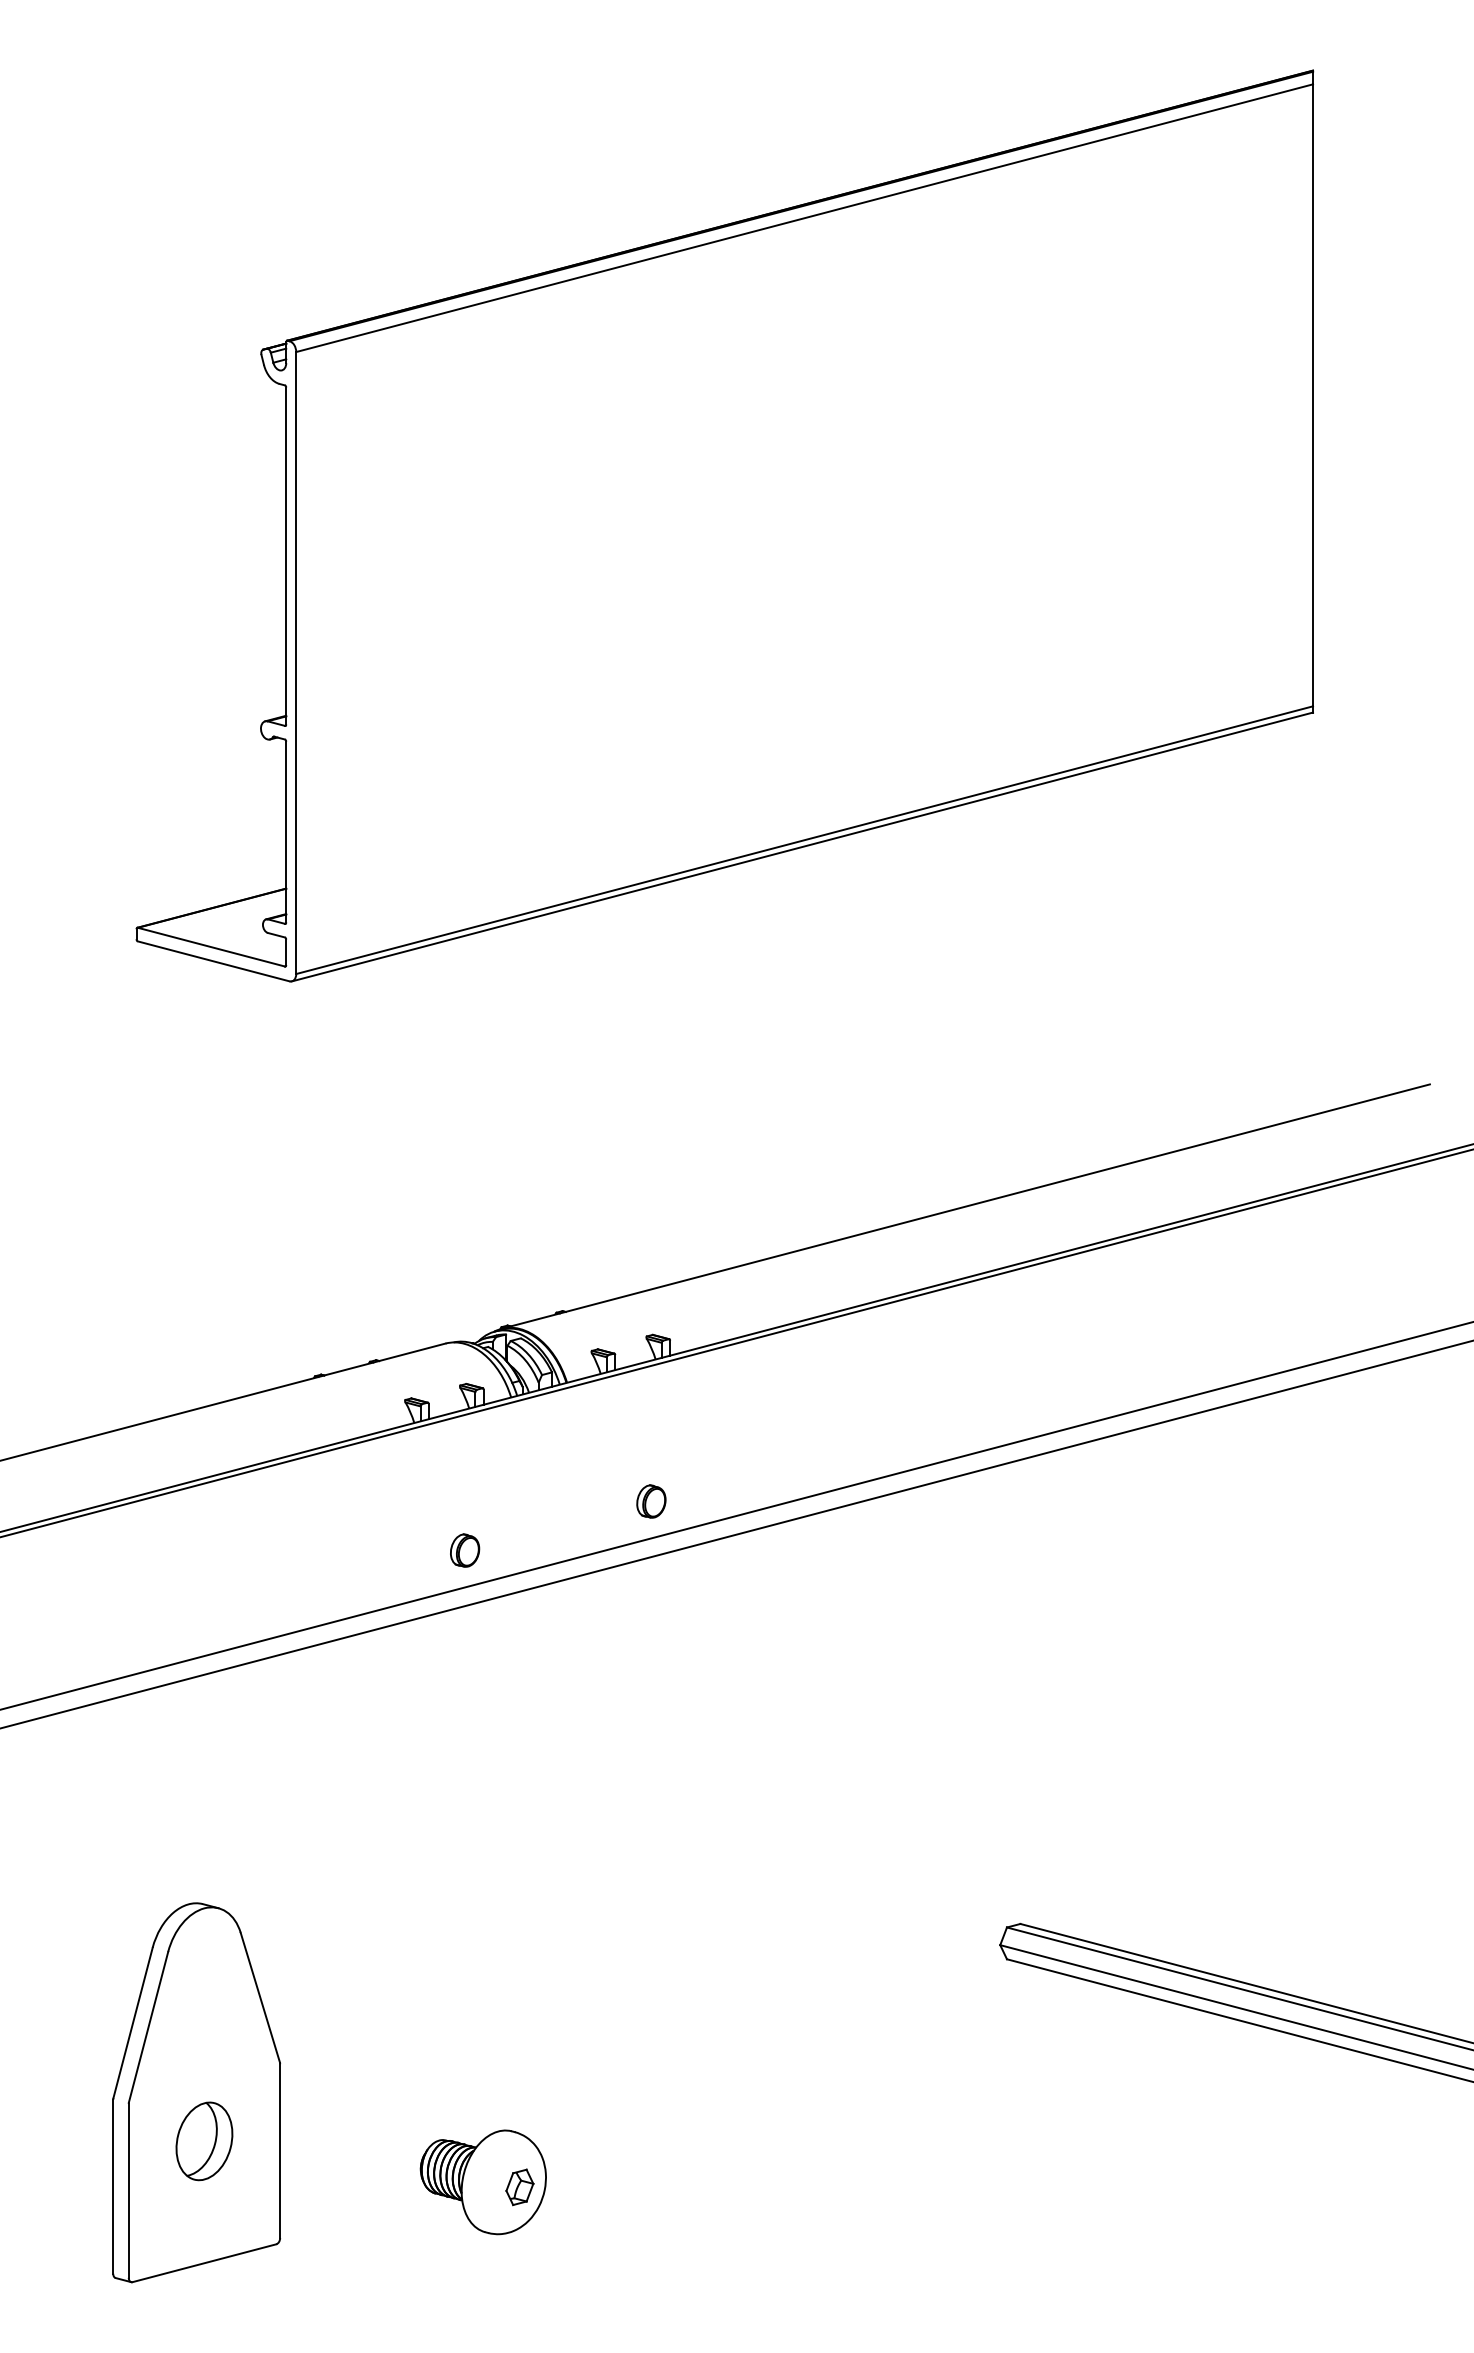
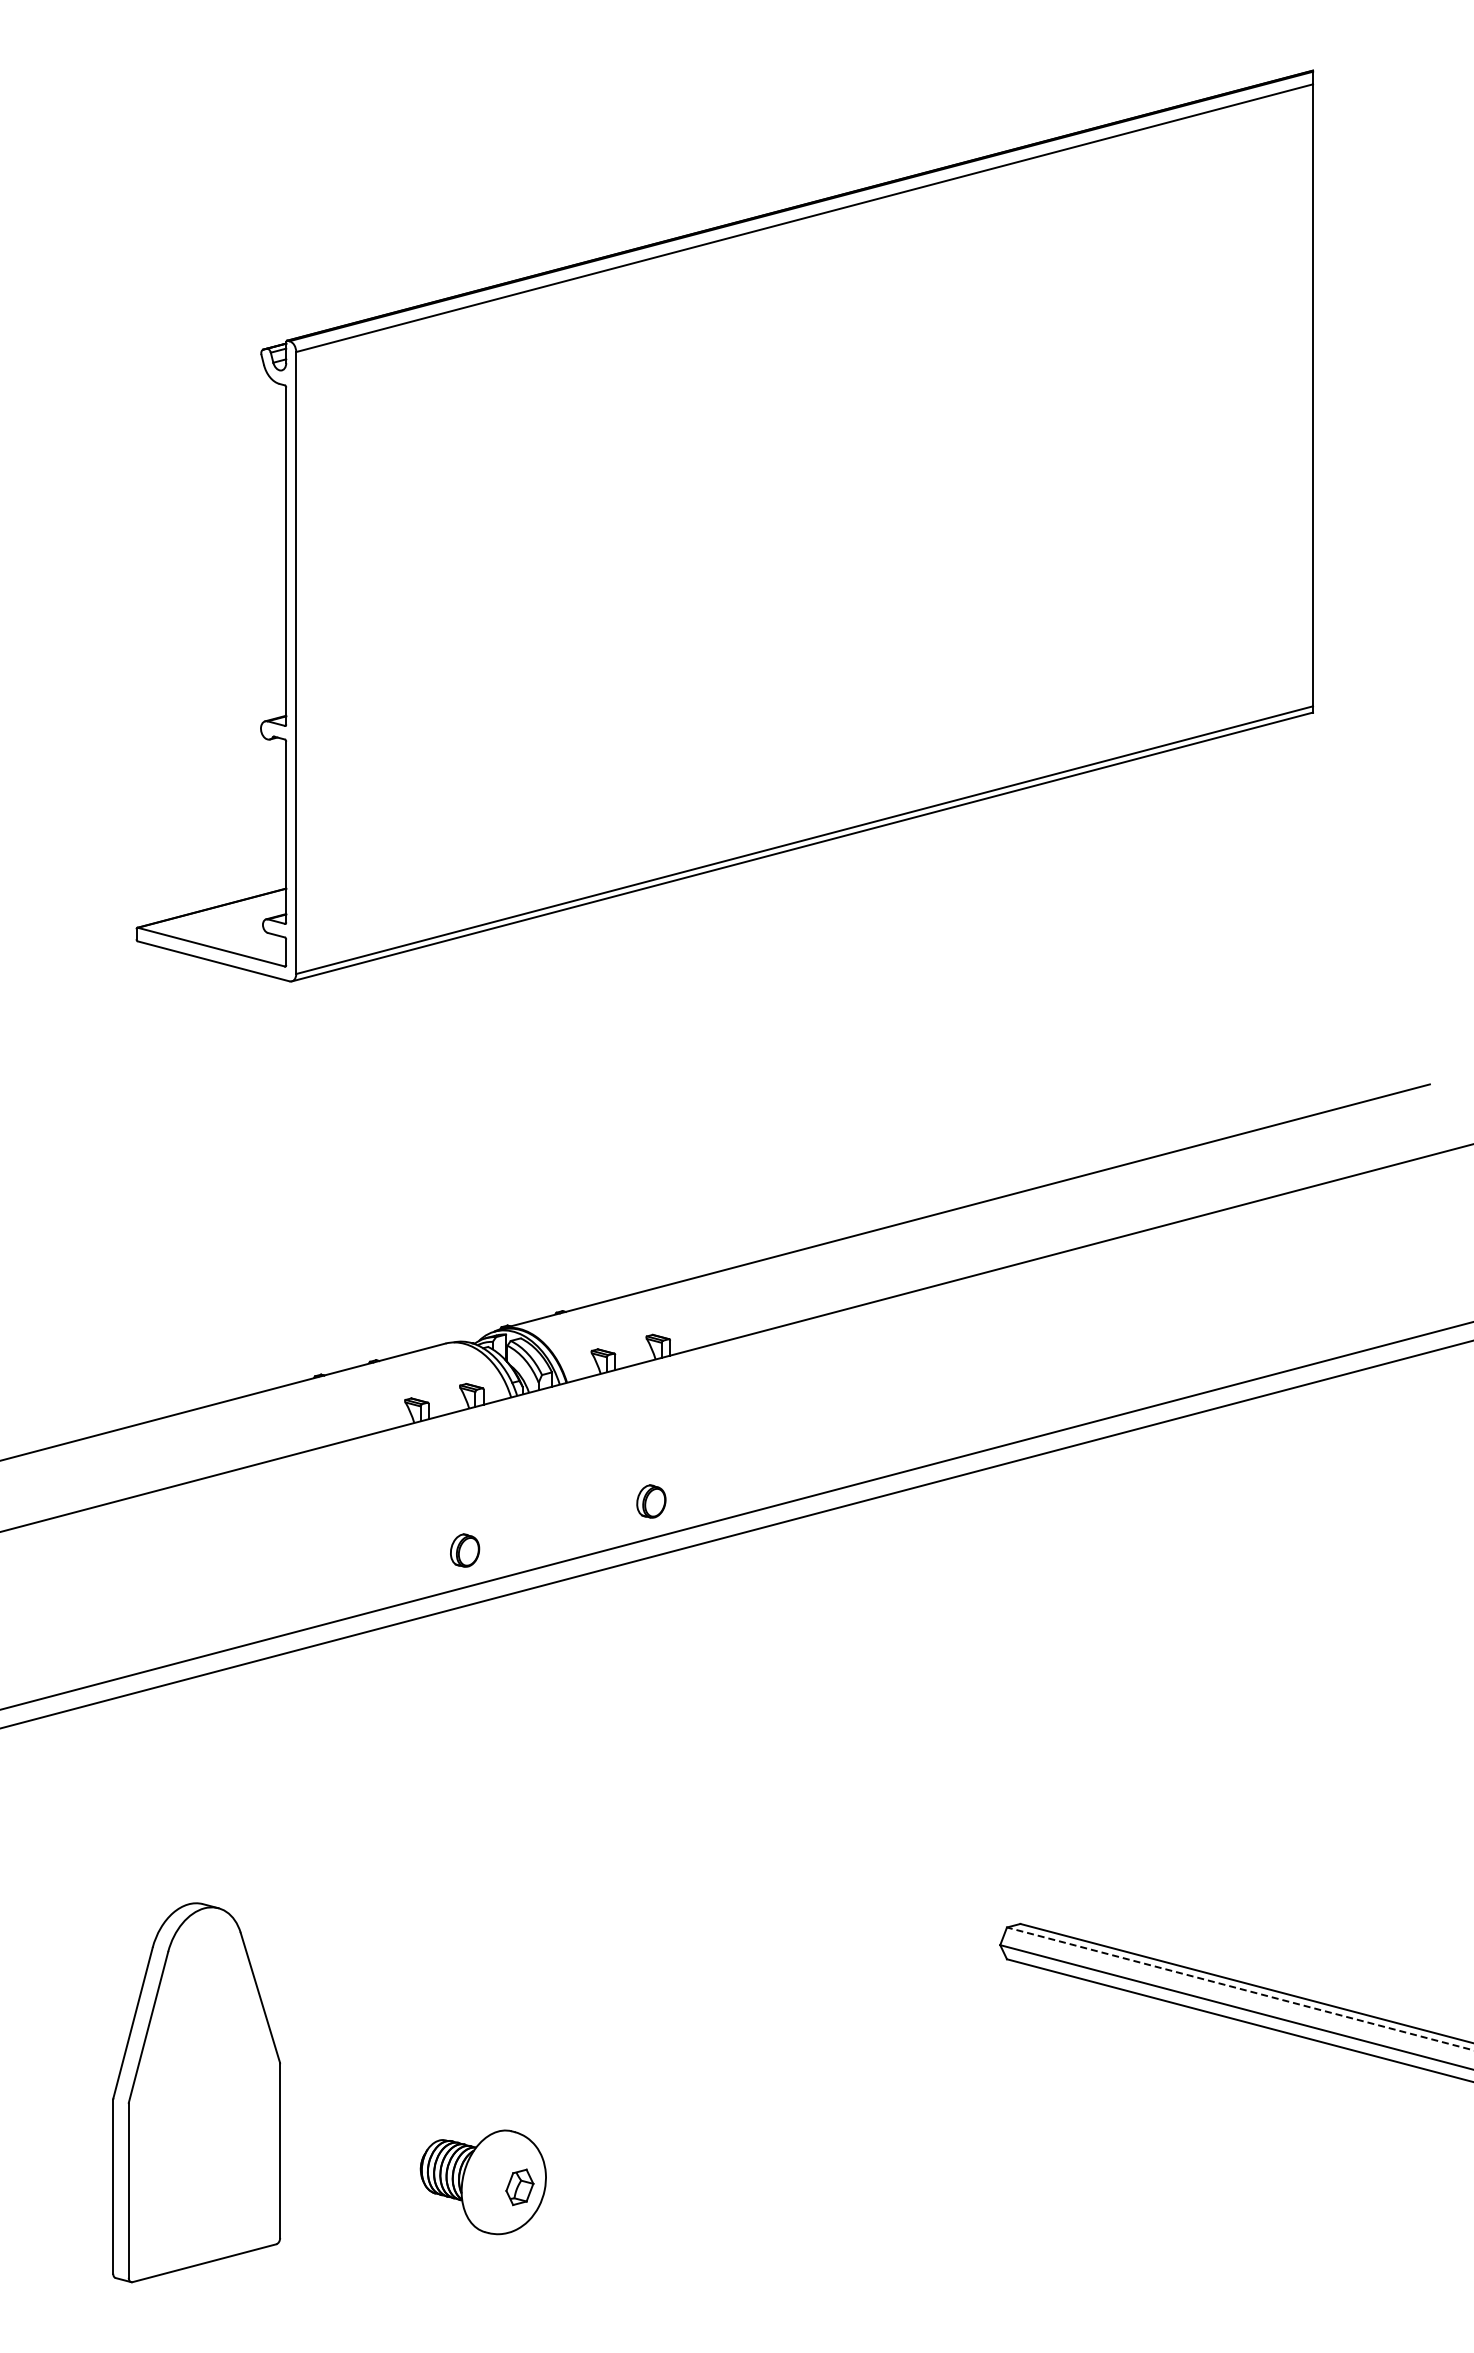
line: present -> none (736, 1343)
line: solid -> dashed (1239, 1988)
part: present -> none (204, 2141)
